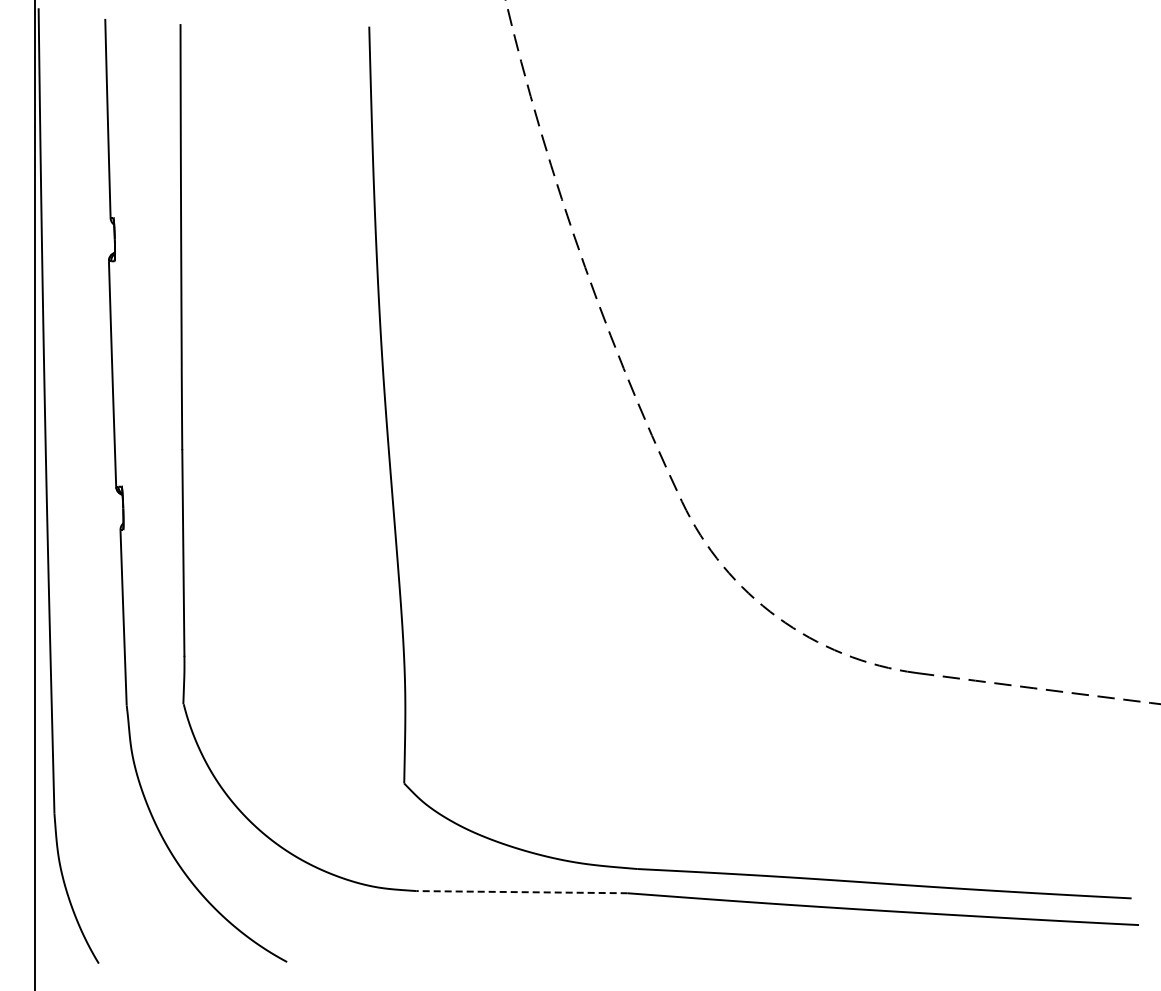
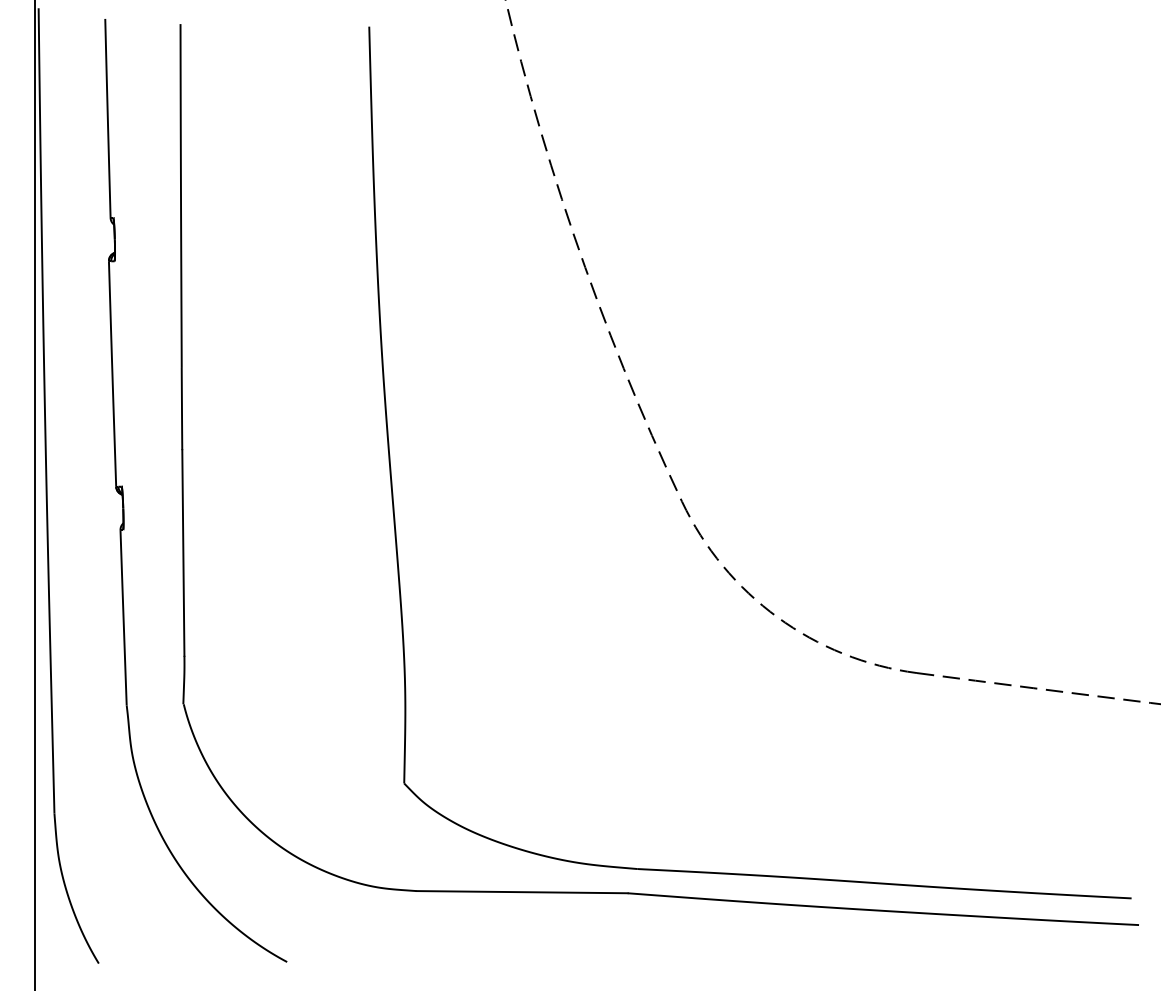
line: dashed -> solid (522, 892)
